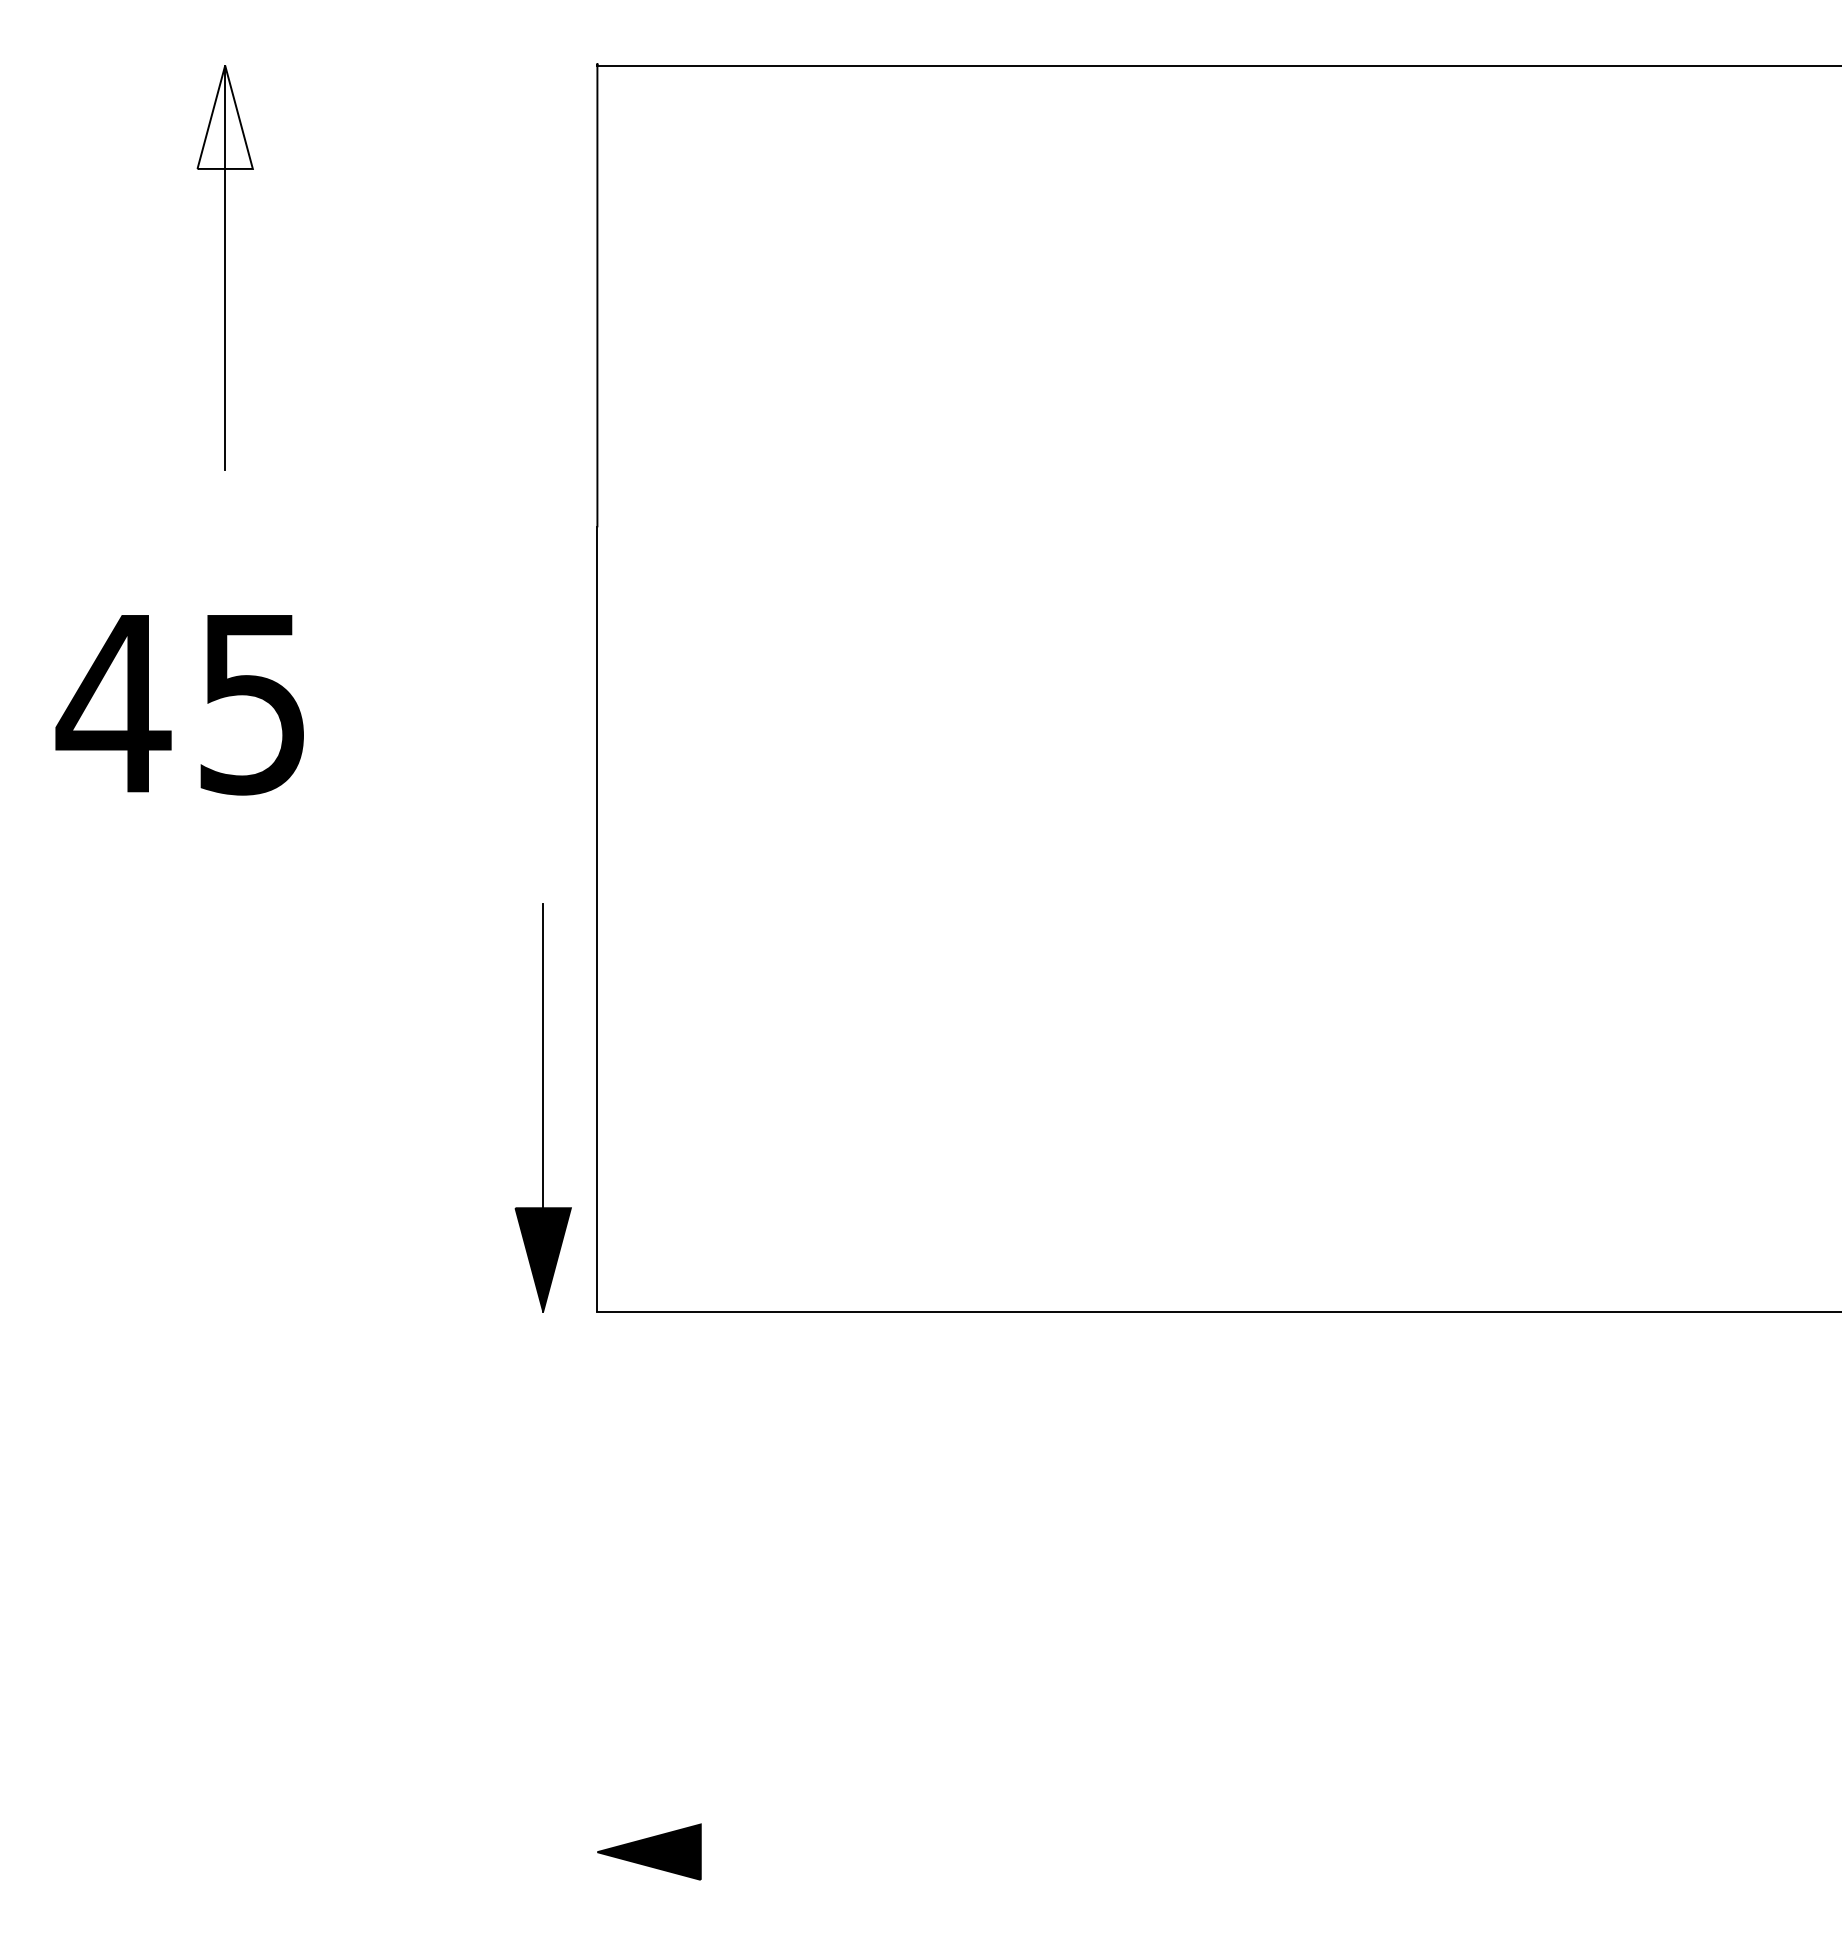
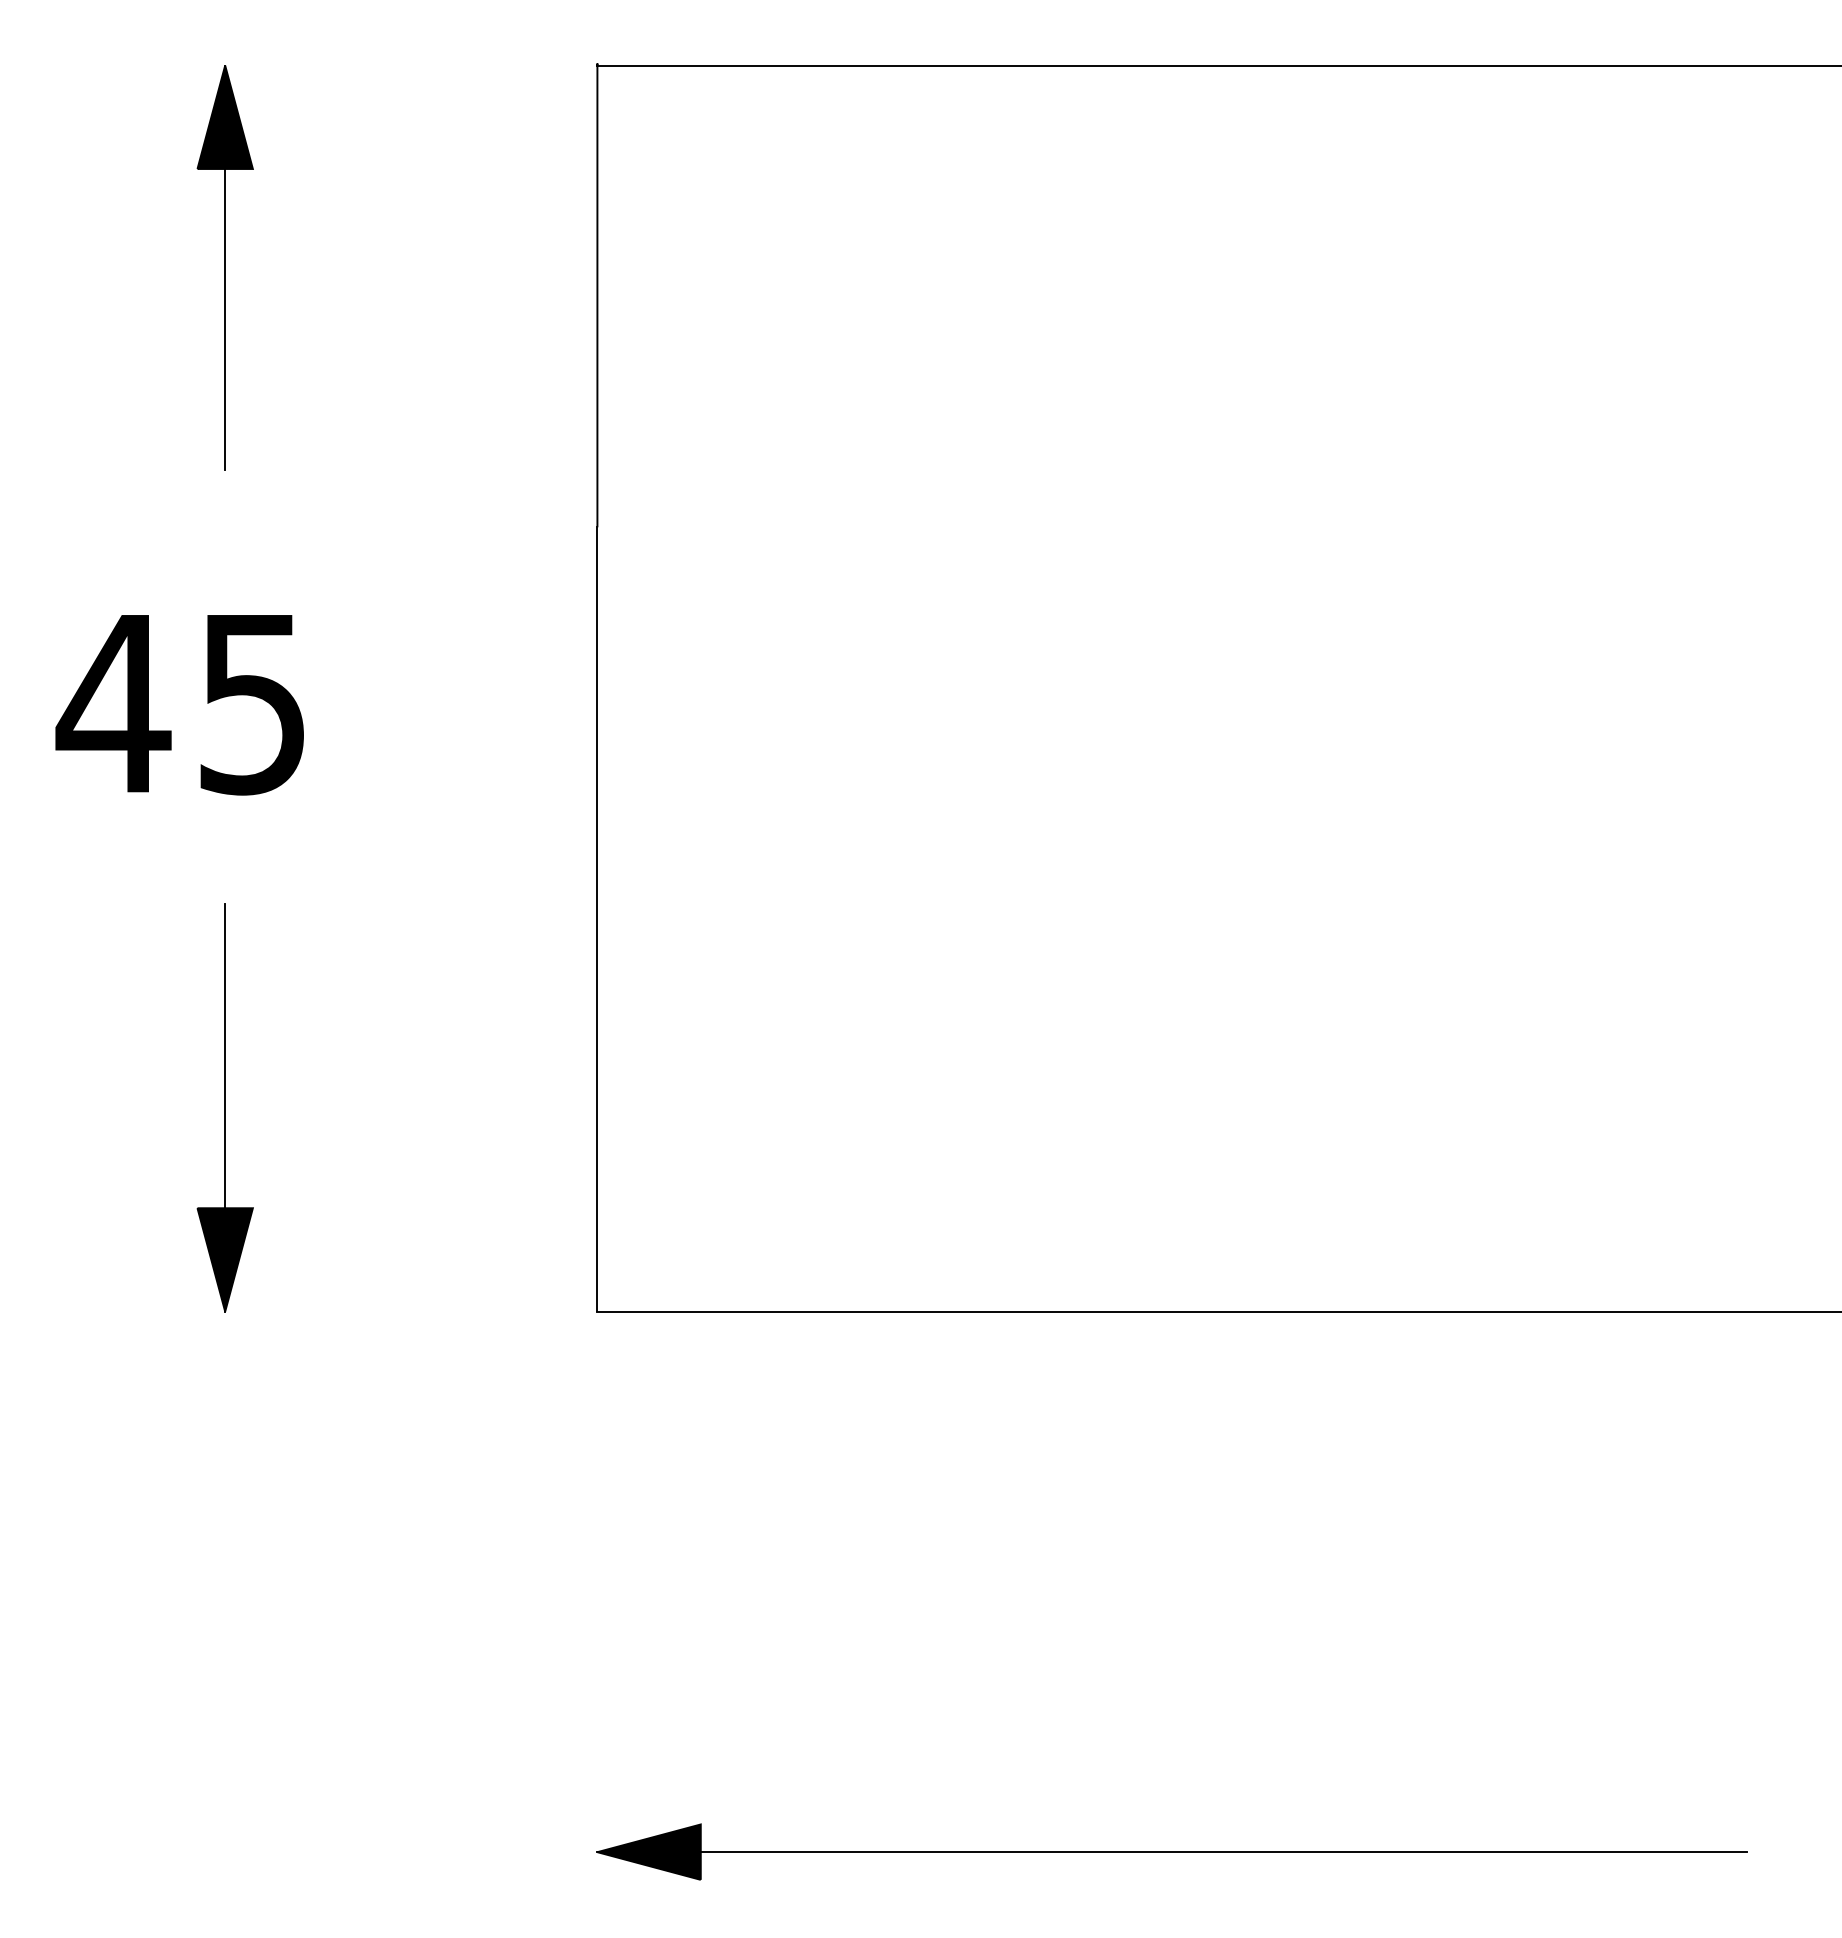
fill: none -> present (224, 116)
part position: (542, 1107) -> (224, 1107) (224, 1107)
line: none -> present (1172, 1852)
